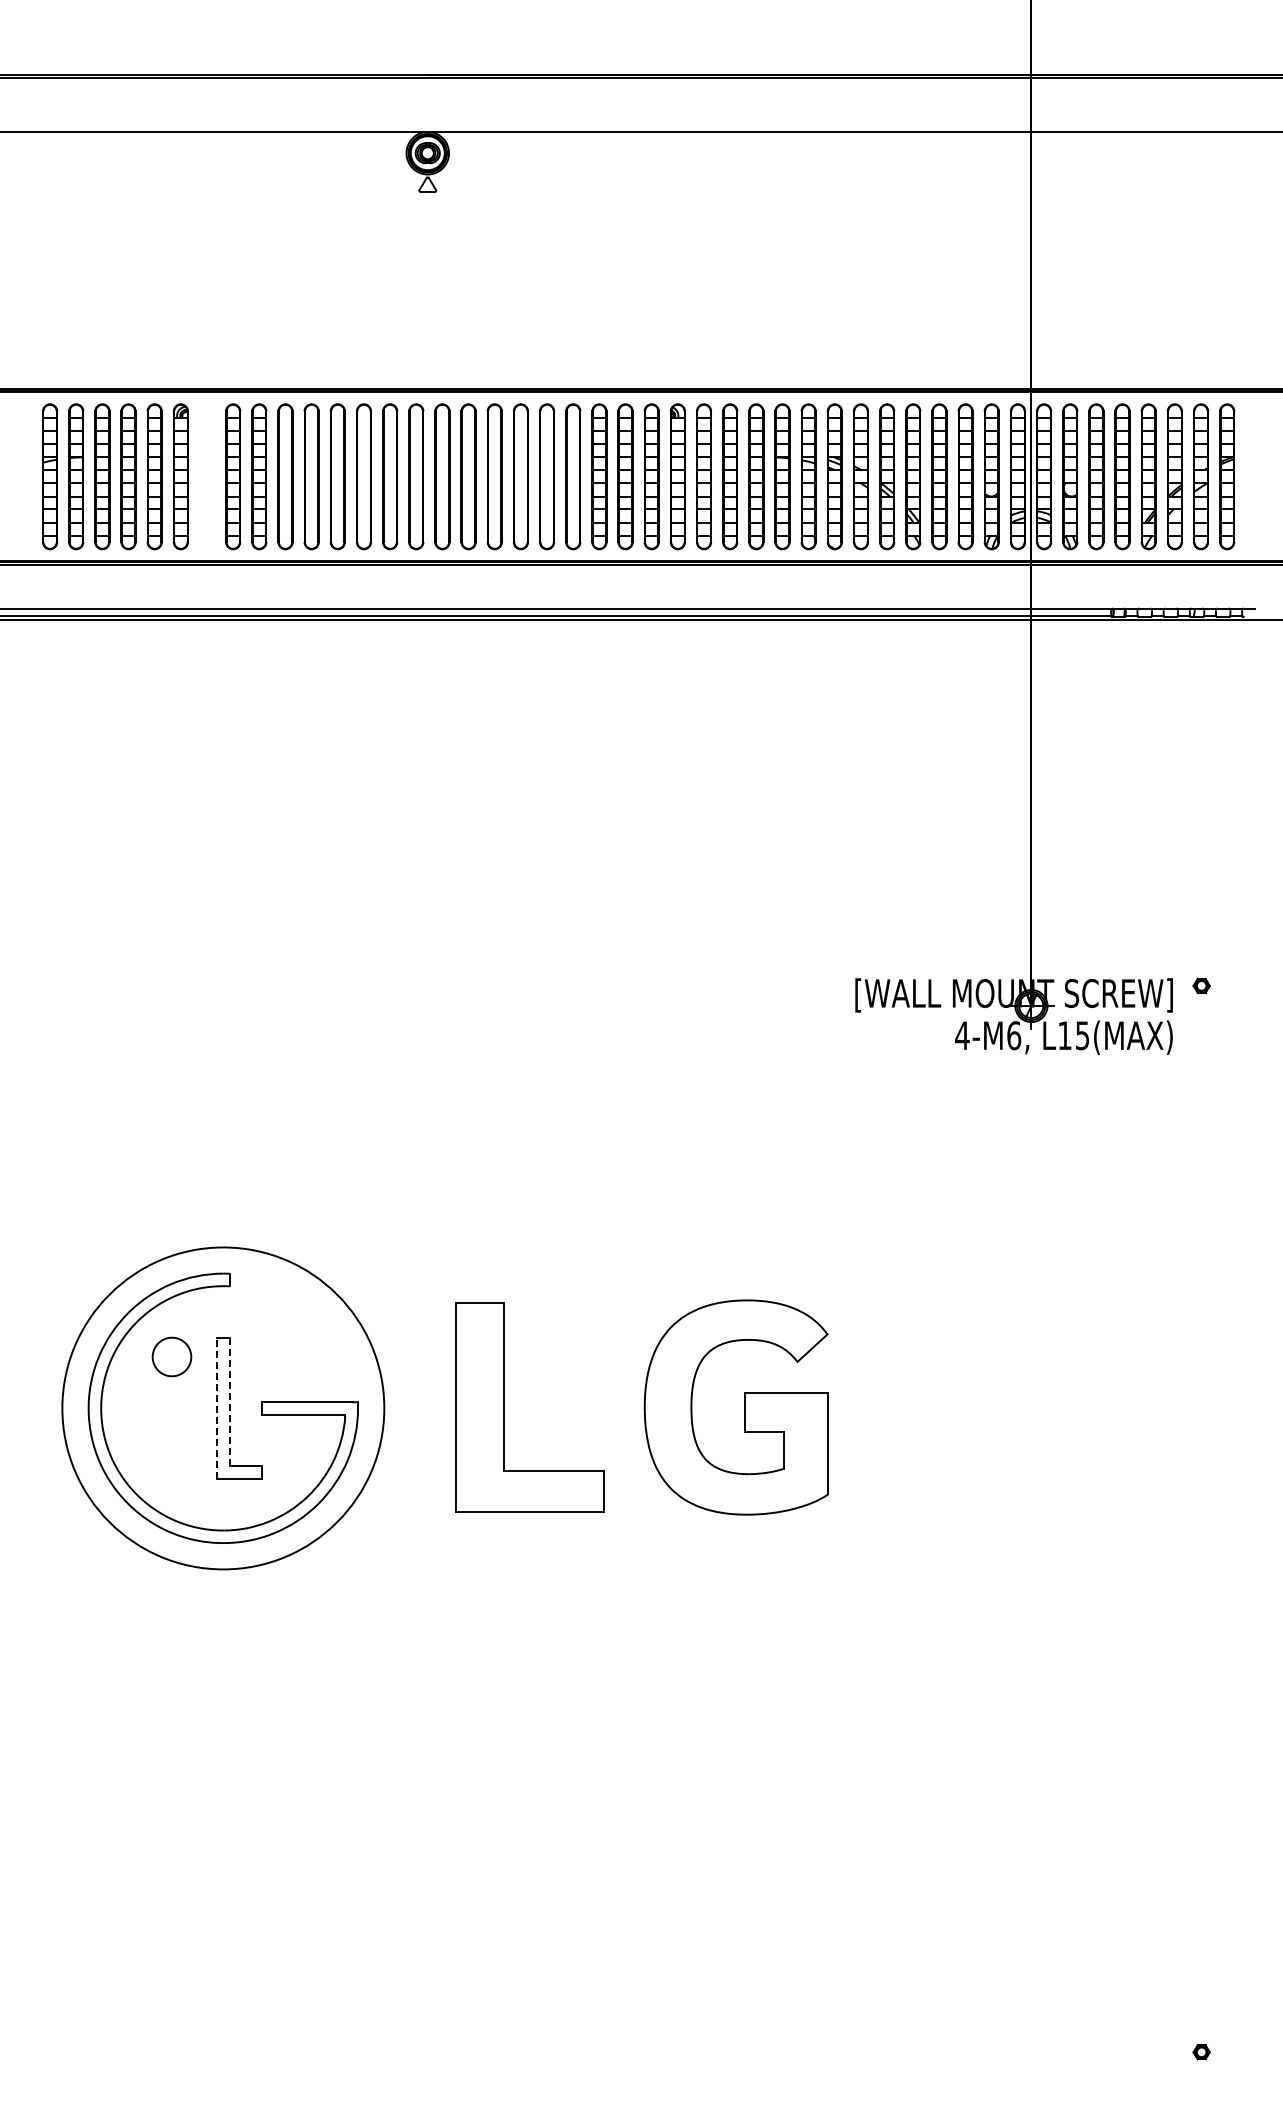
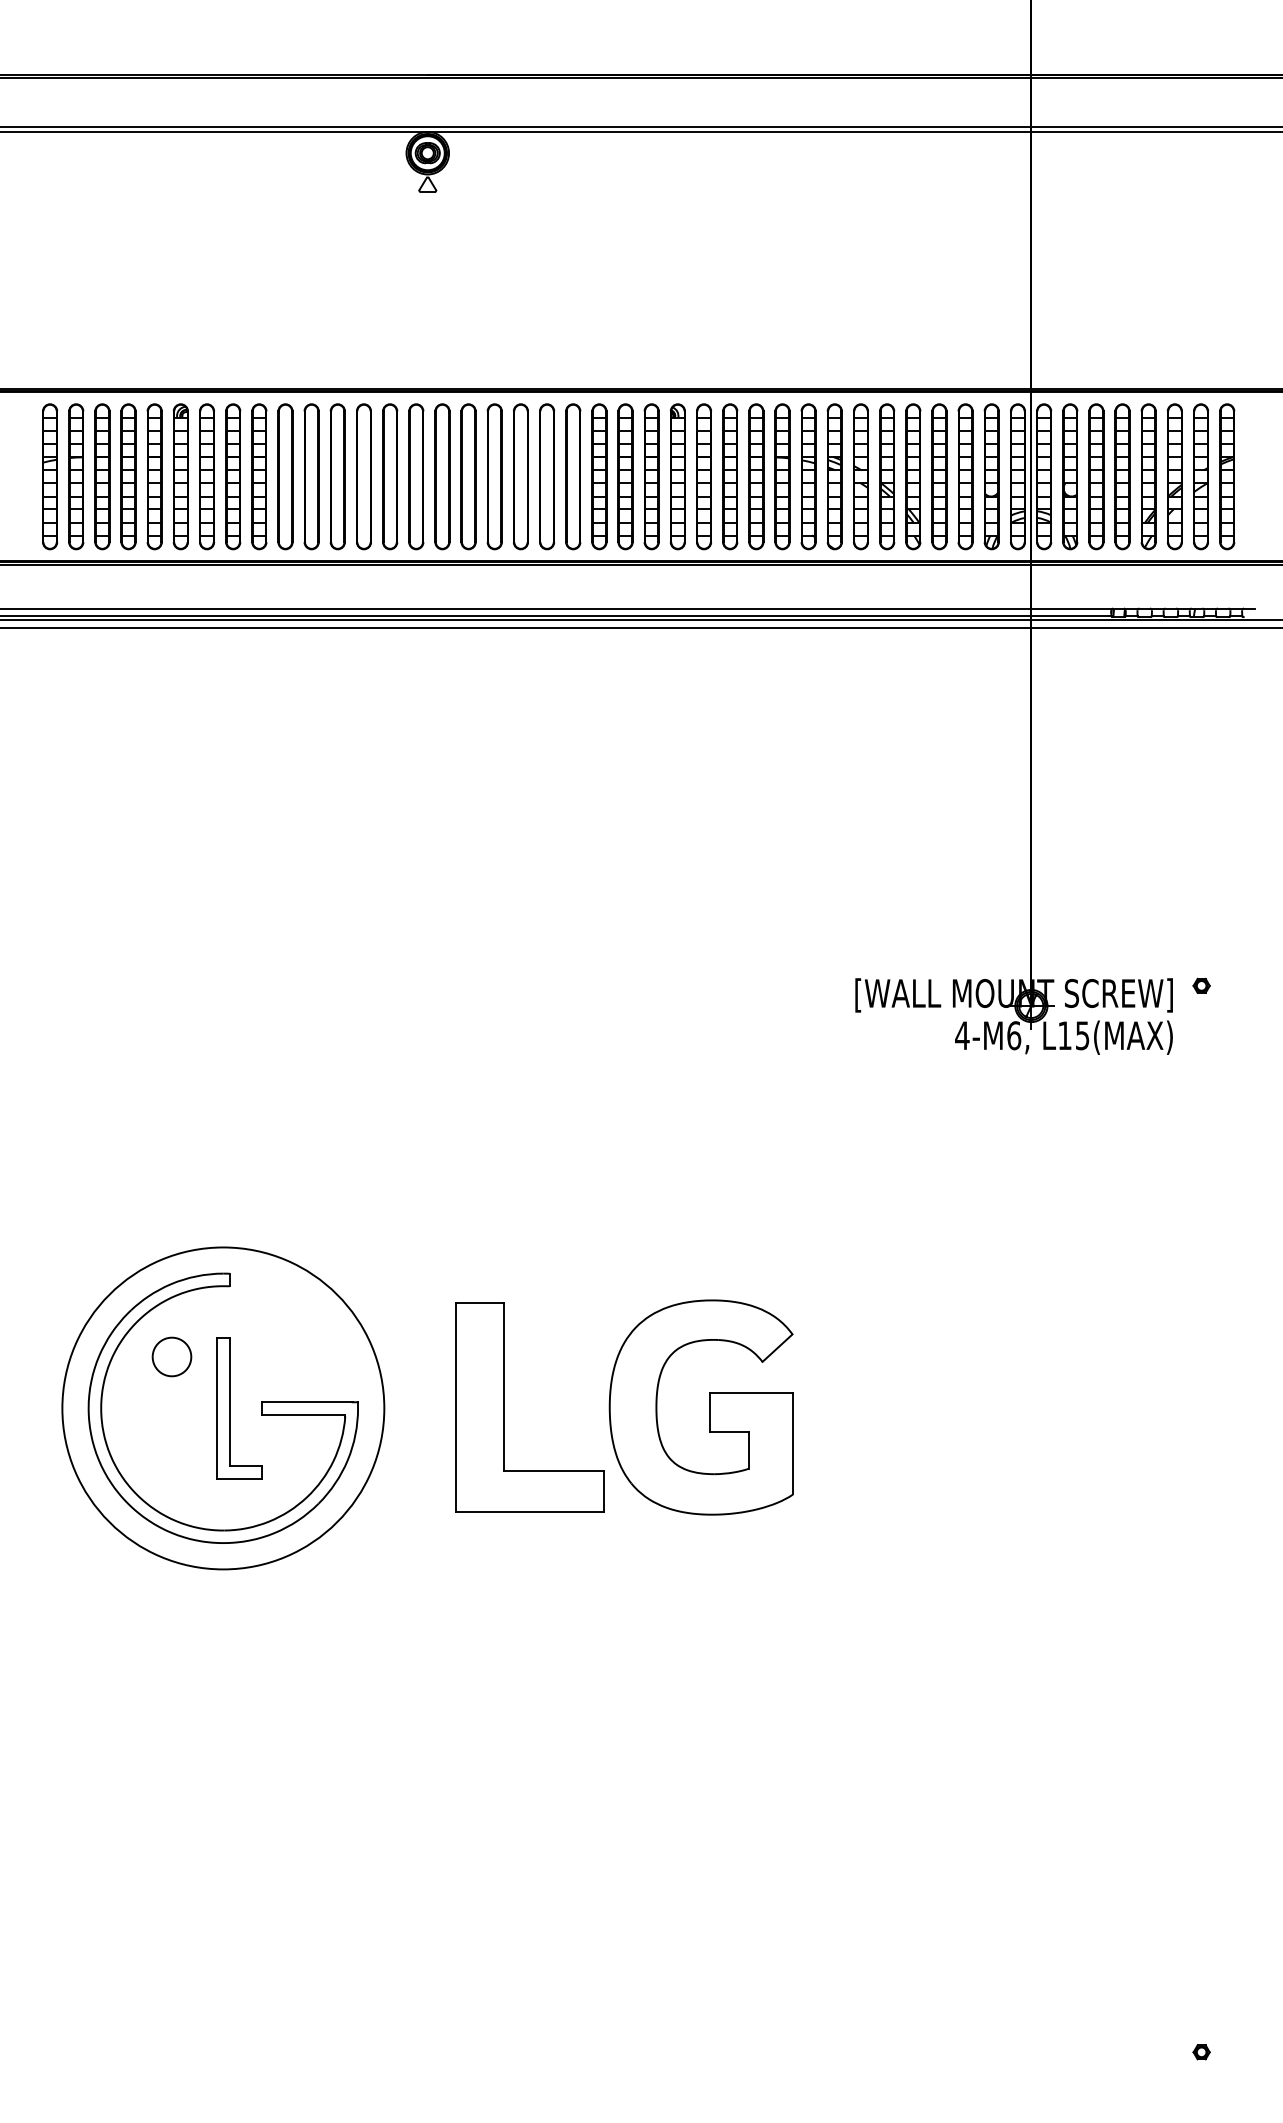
line: none -> present (640, 127)
part: none -> present (206, 476)
line: none -> present (640, 628)
line: dashed -> solid (229, 1402)
part position: (744, 1407) -> (709, 1407) (709, 1407)
line: dashed -> solid (216, 1408)
